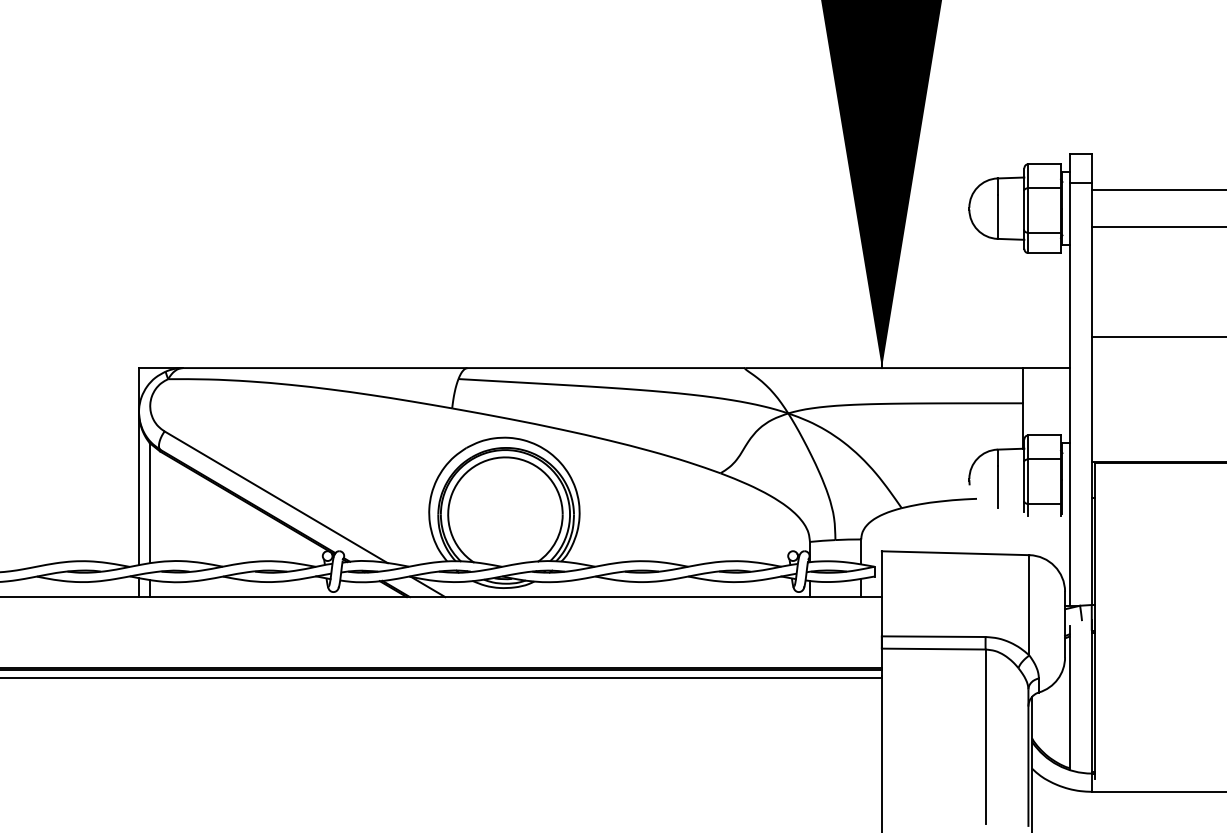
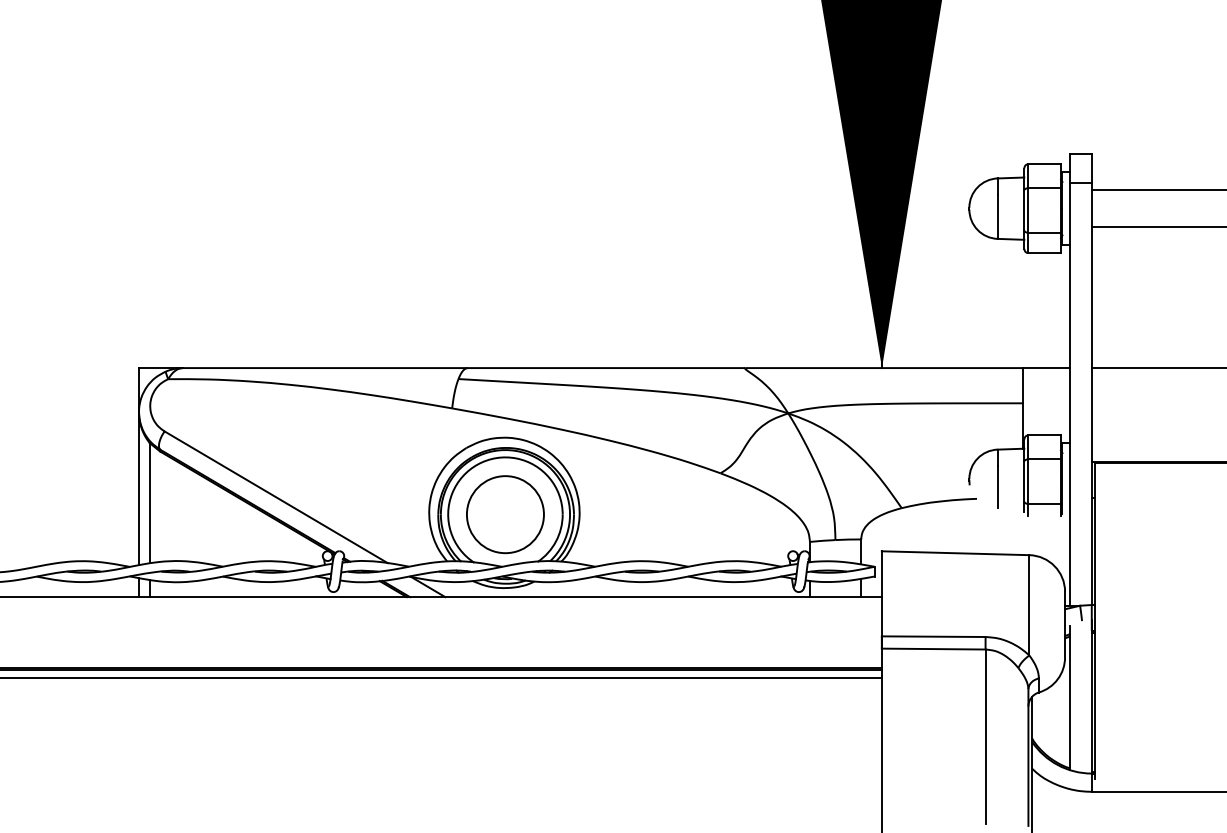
line position: (1157, 337) -> (1157, 368) (1157, 368)
circle: none -> present (505, 514)
